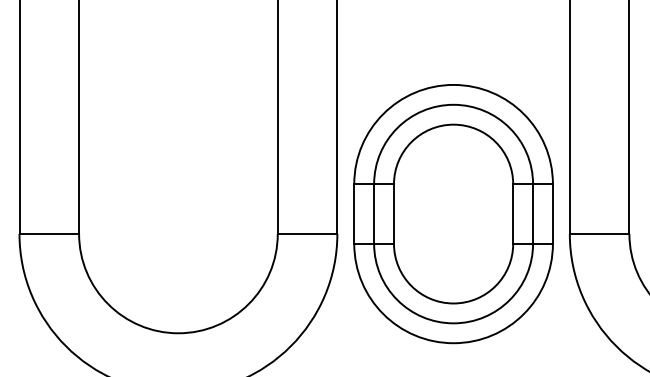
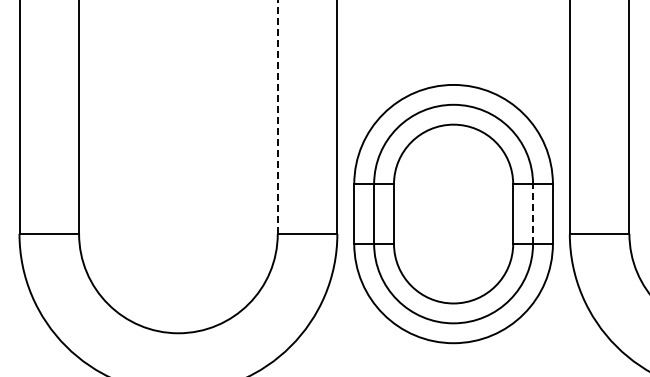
line: solid -> dashed (277, 117)
line: solid -> dashed (533, 214)
